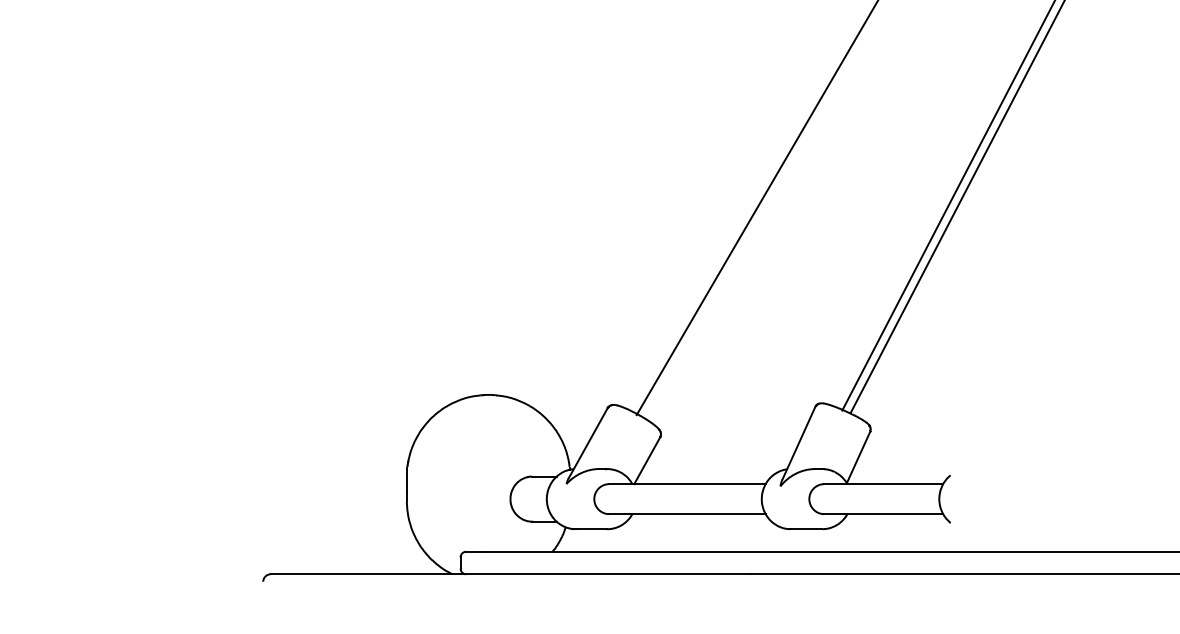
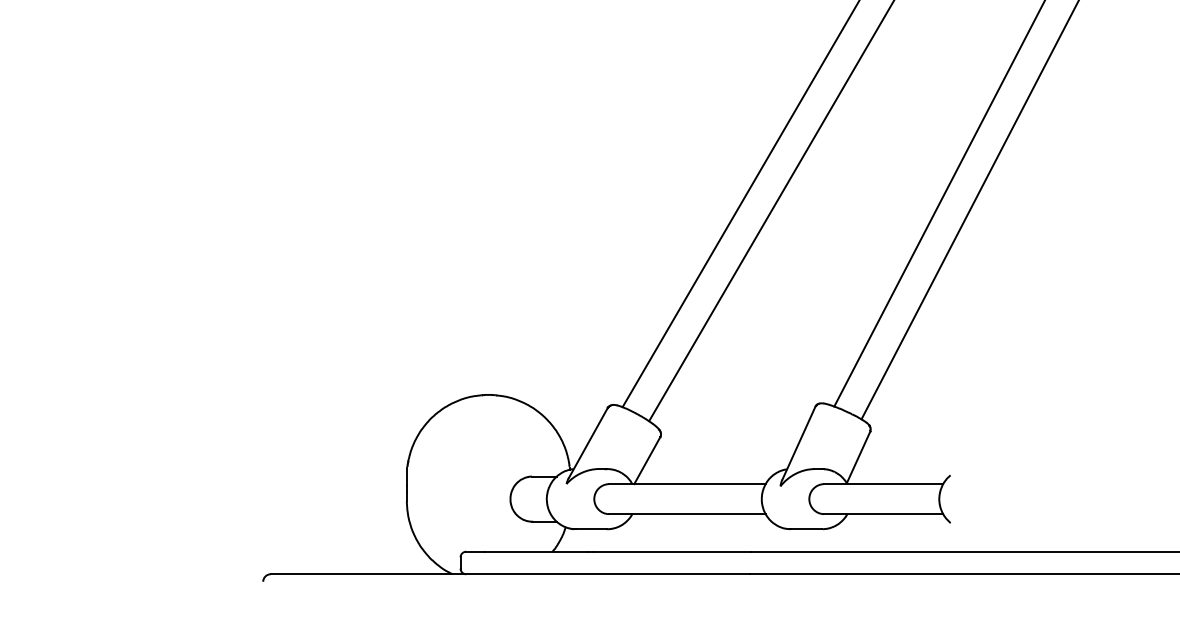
line position: (947, 206) -> (939, 204) (939, 204)
line position: (956, 207) -> (969, 210) (969, 210)
line position: (756, 208) -> (740, 204) (740, 204)
line: none -> present (770, 211)
